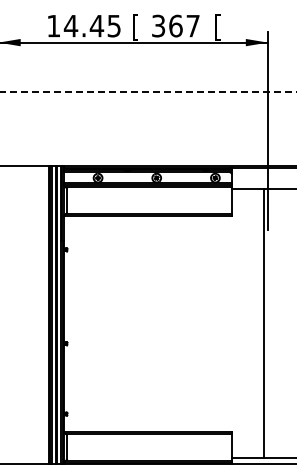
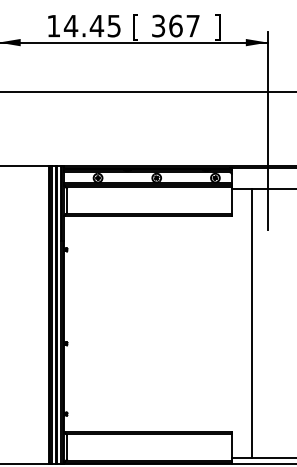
text: [ -> ] (217, 27)
line: dashed -> solid (148, 91)
line position: (264, 323) -> (252, 323) (252, 323)
